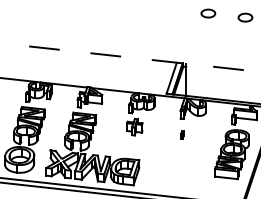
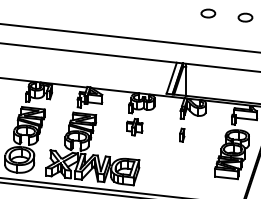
line: none -> present (129, 38)
line: dashed -> solid (130, 57)
part size: 5x10 px -> 7x16 px (182, 134)
